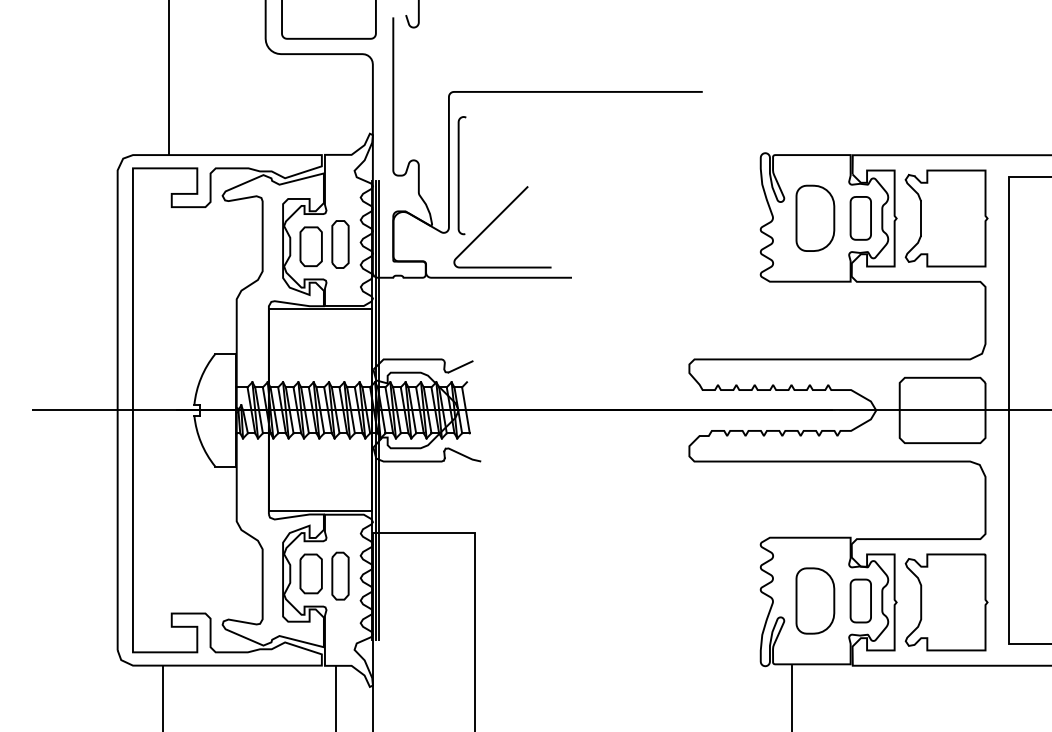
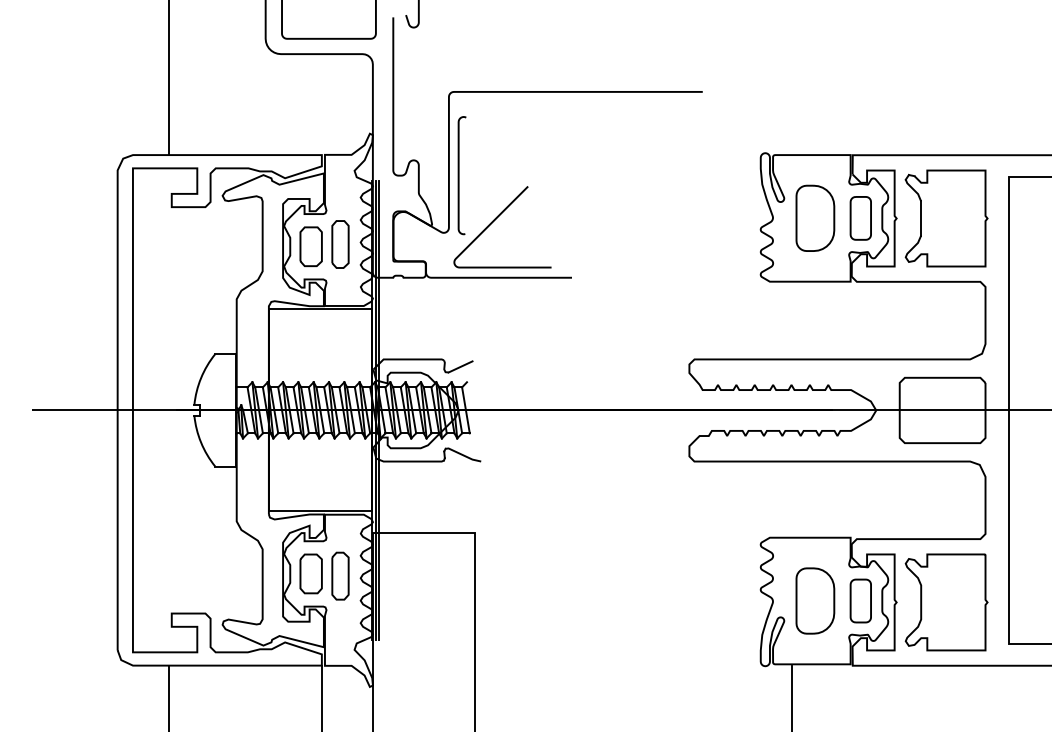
line position: (162, 696) -> (168, 696) (168, 696)
line position: (335, 696) -> (321, 696) (321, 696)
